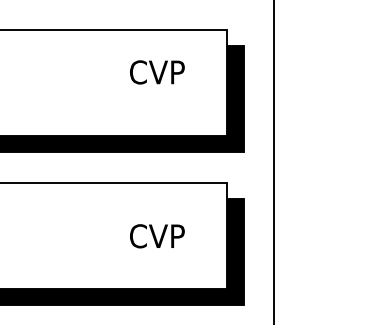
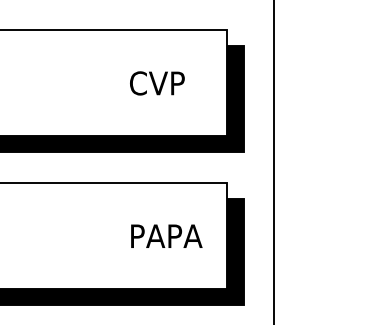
text position: (157, 72) -> (157, 83) (157, 83)
text: CVP -> PAPA (166, 236)
